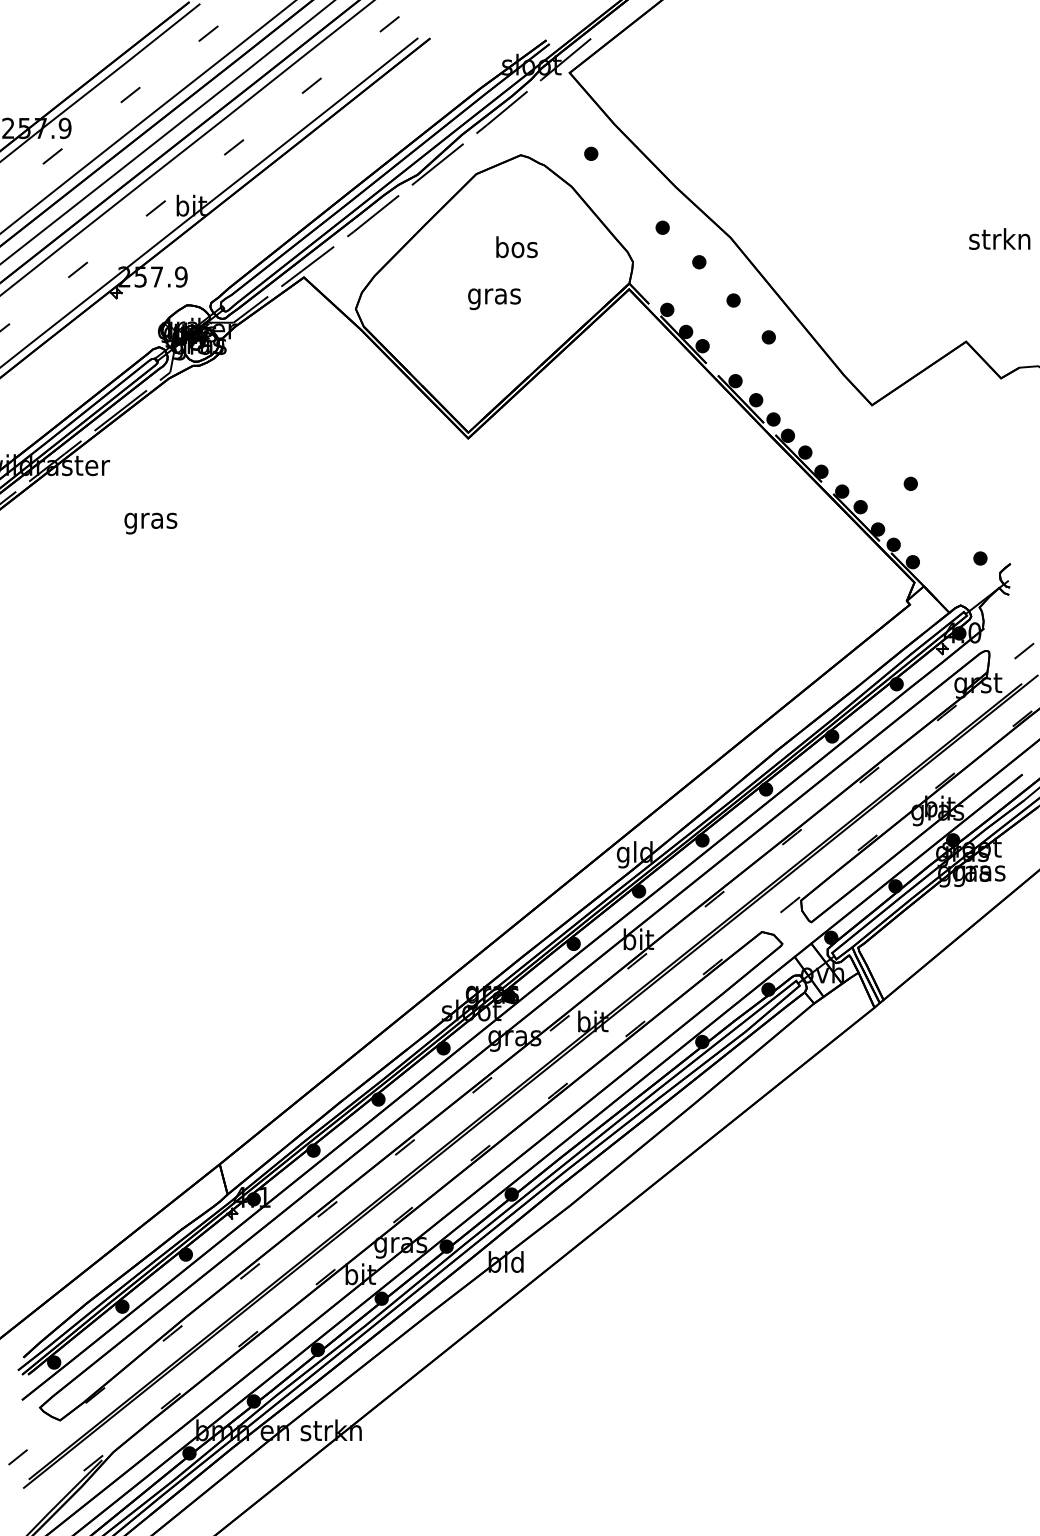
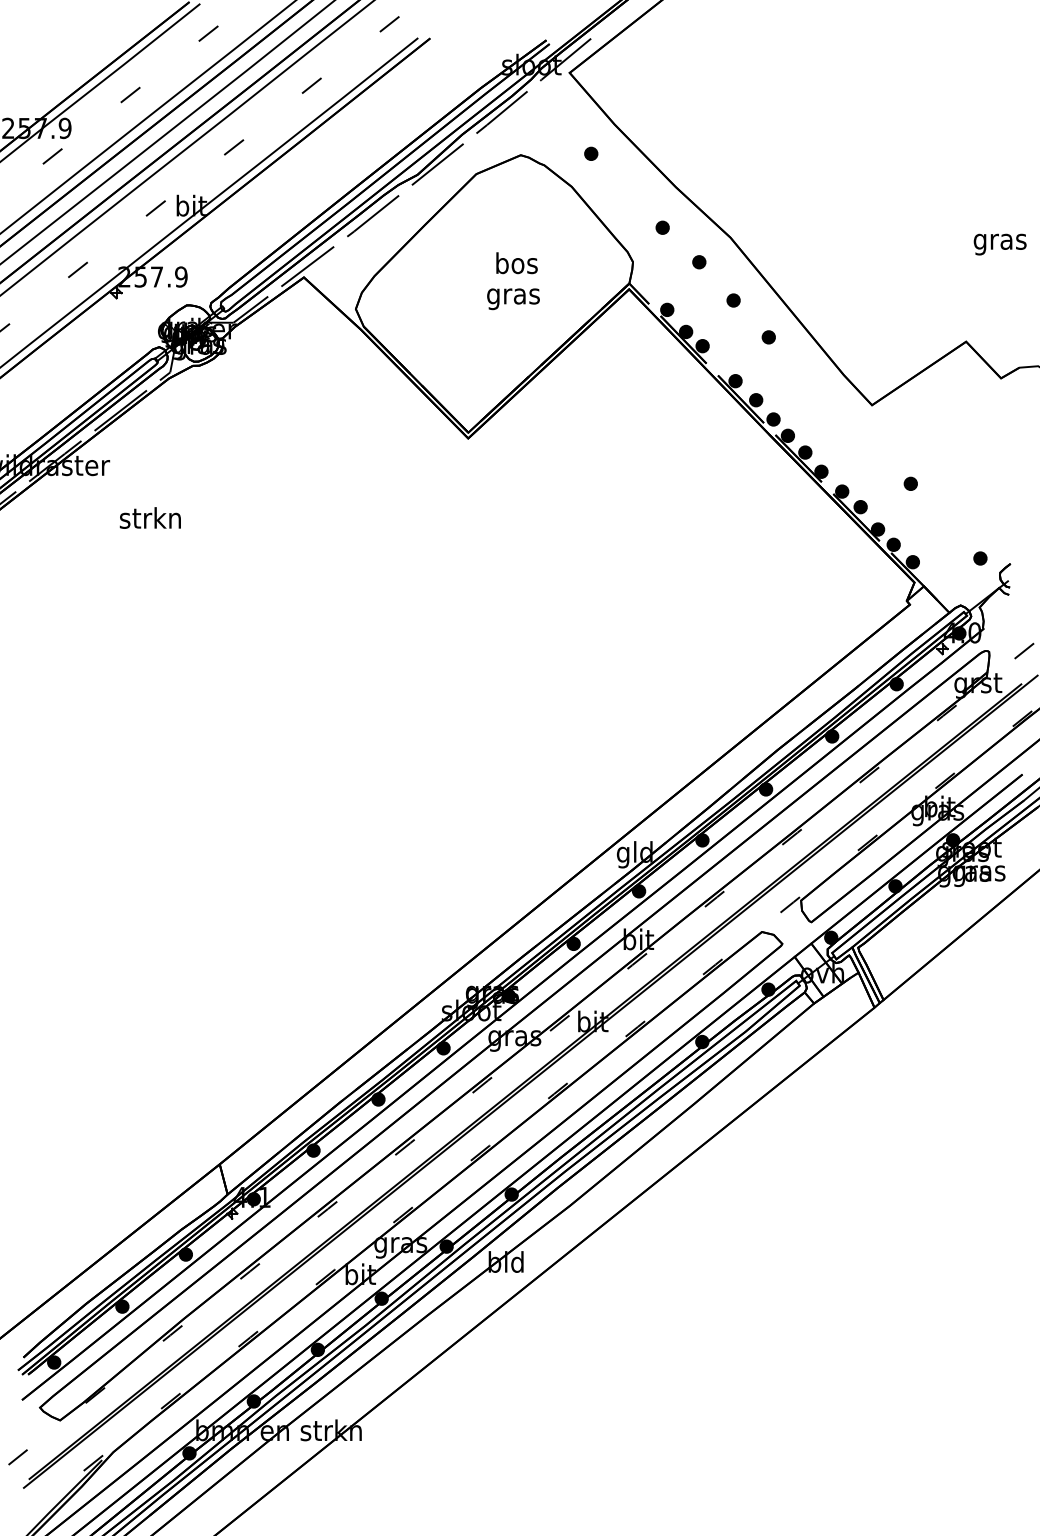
text: strkn -> gras (999, 241)
text position: (516, 247) -> (516, 263) (516, 263)
text position: (494, 299) -> (513, 299) (513, 299)
text: gras -> strkn (149, 520)
